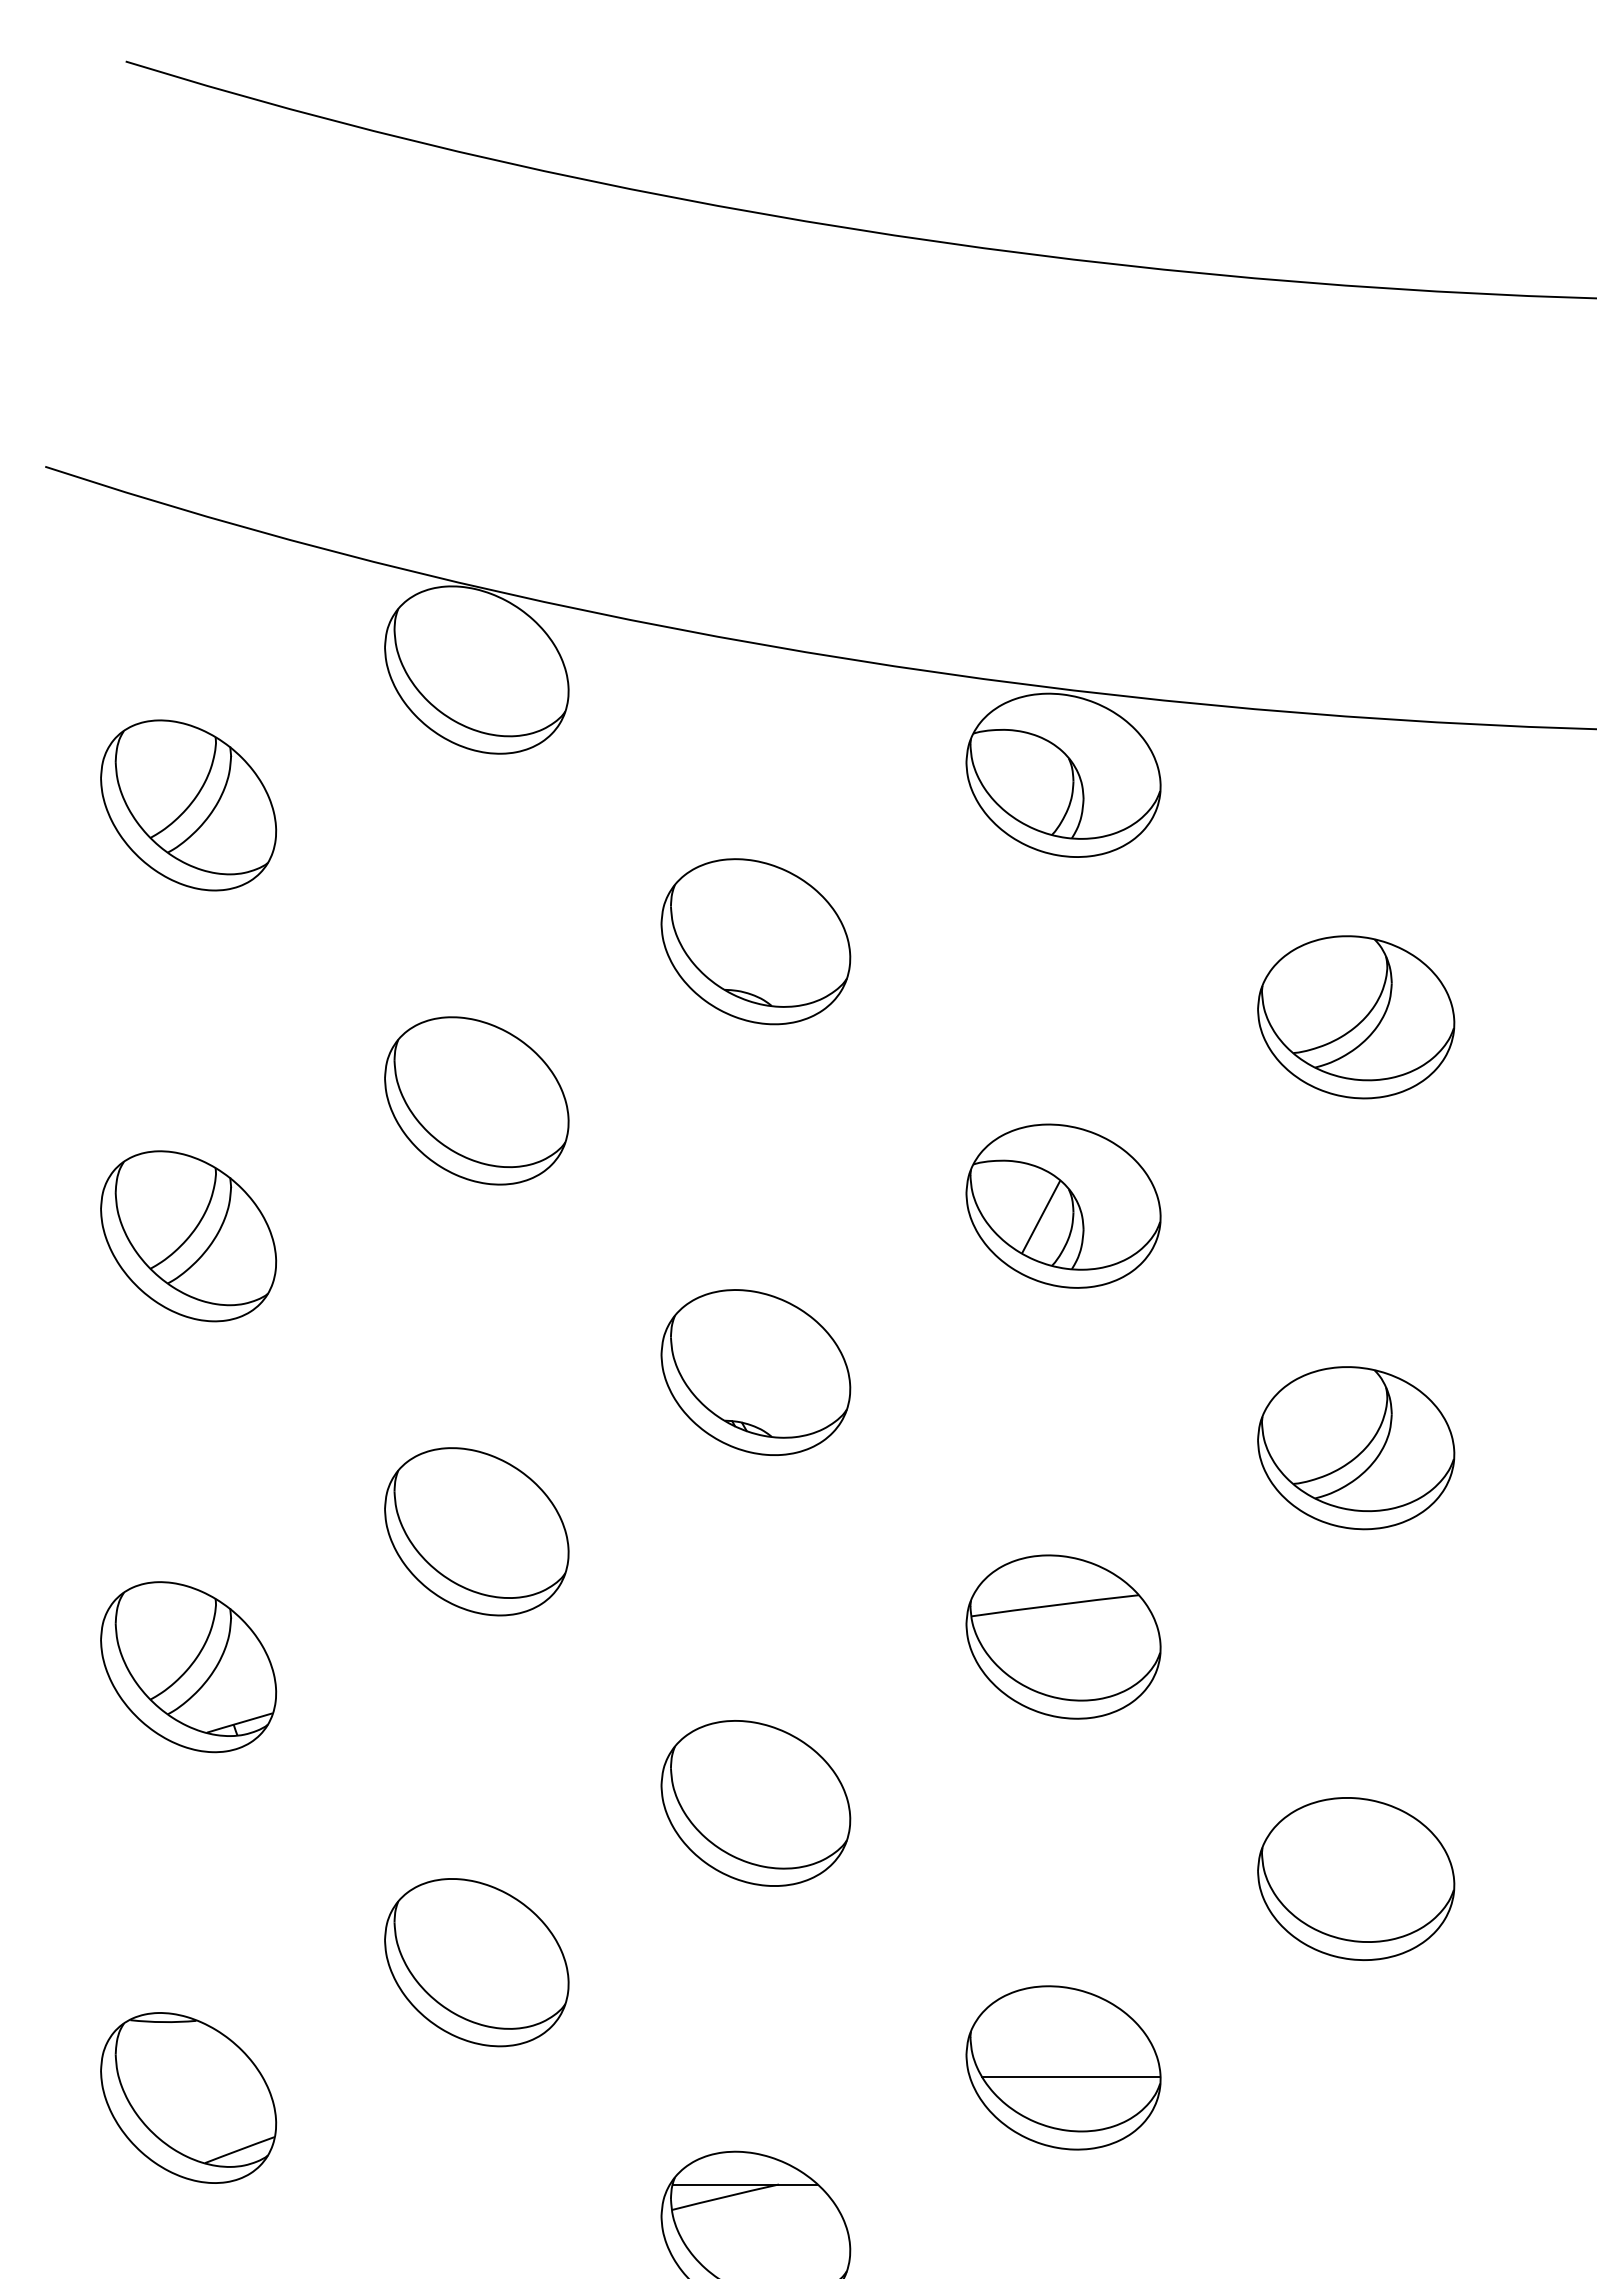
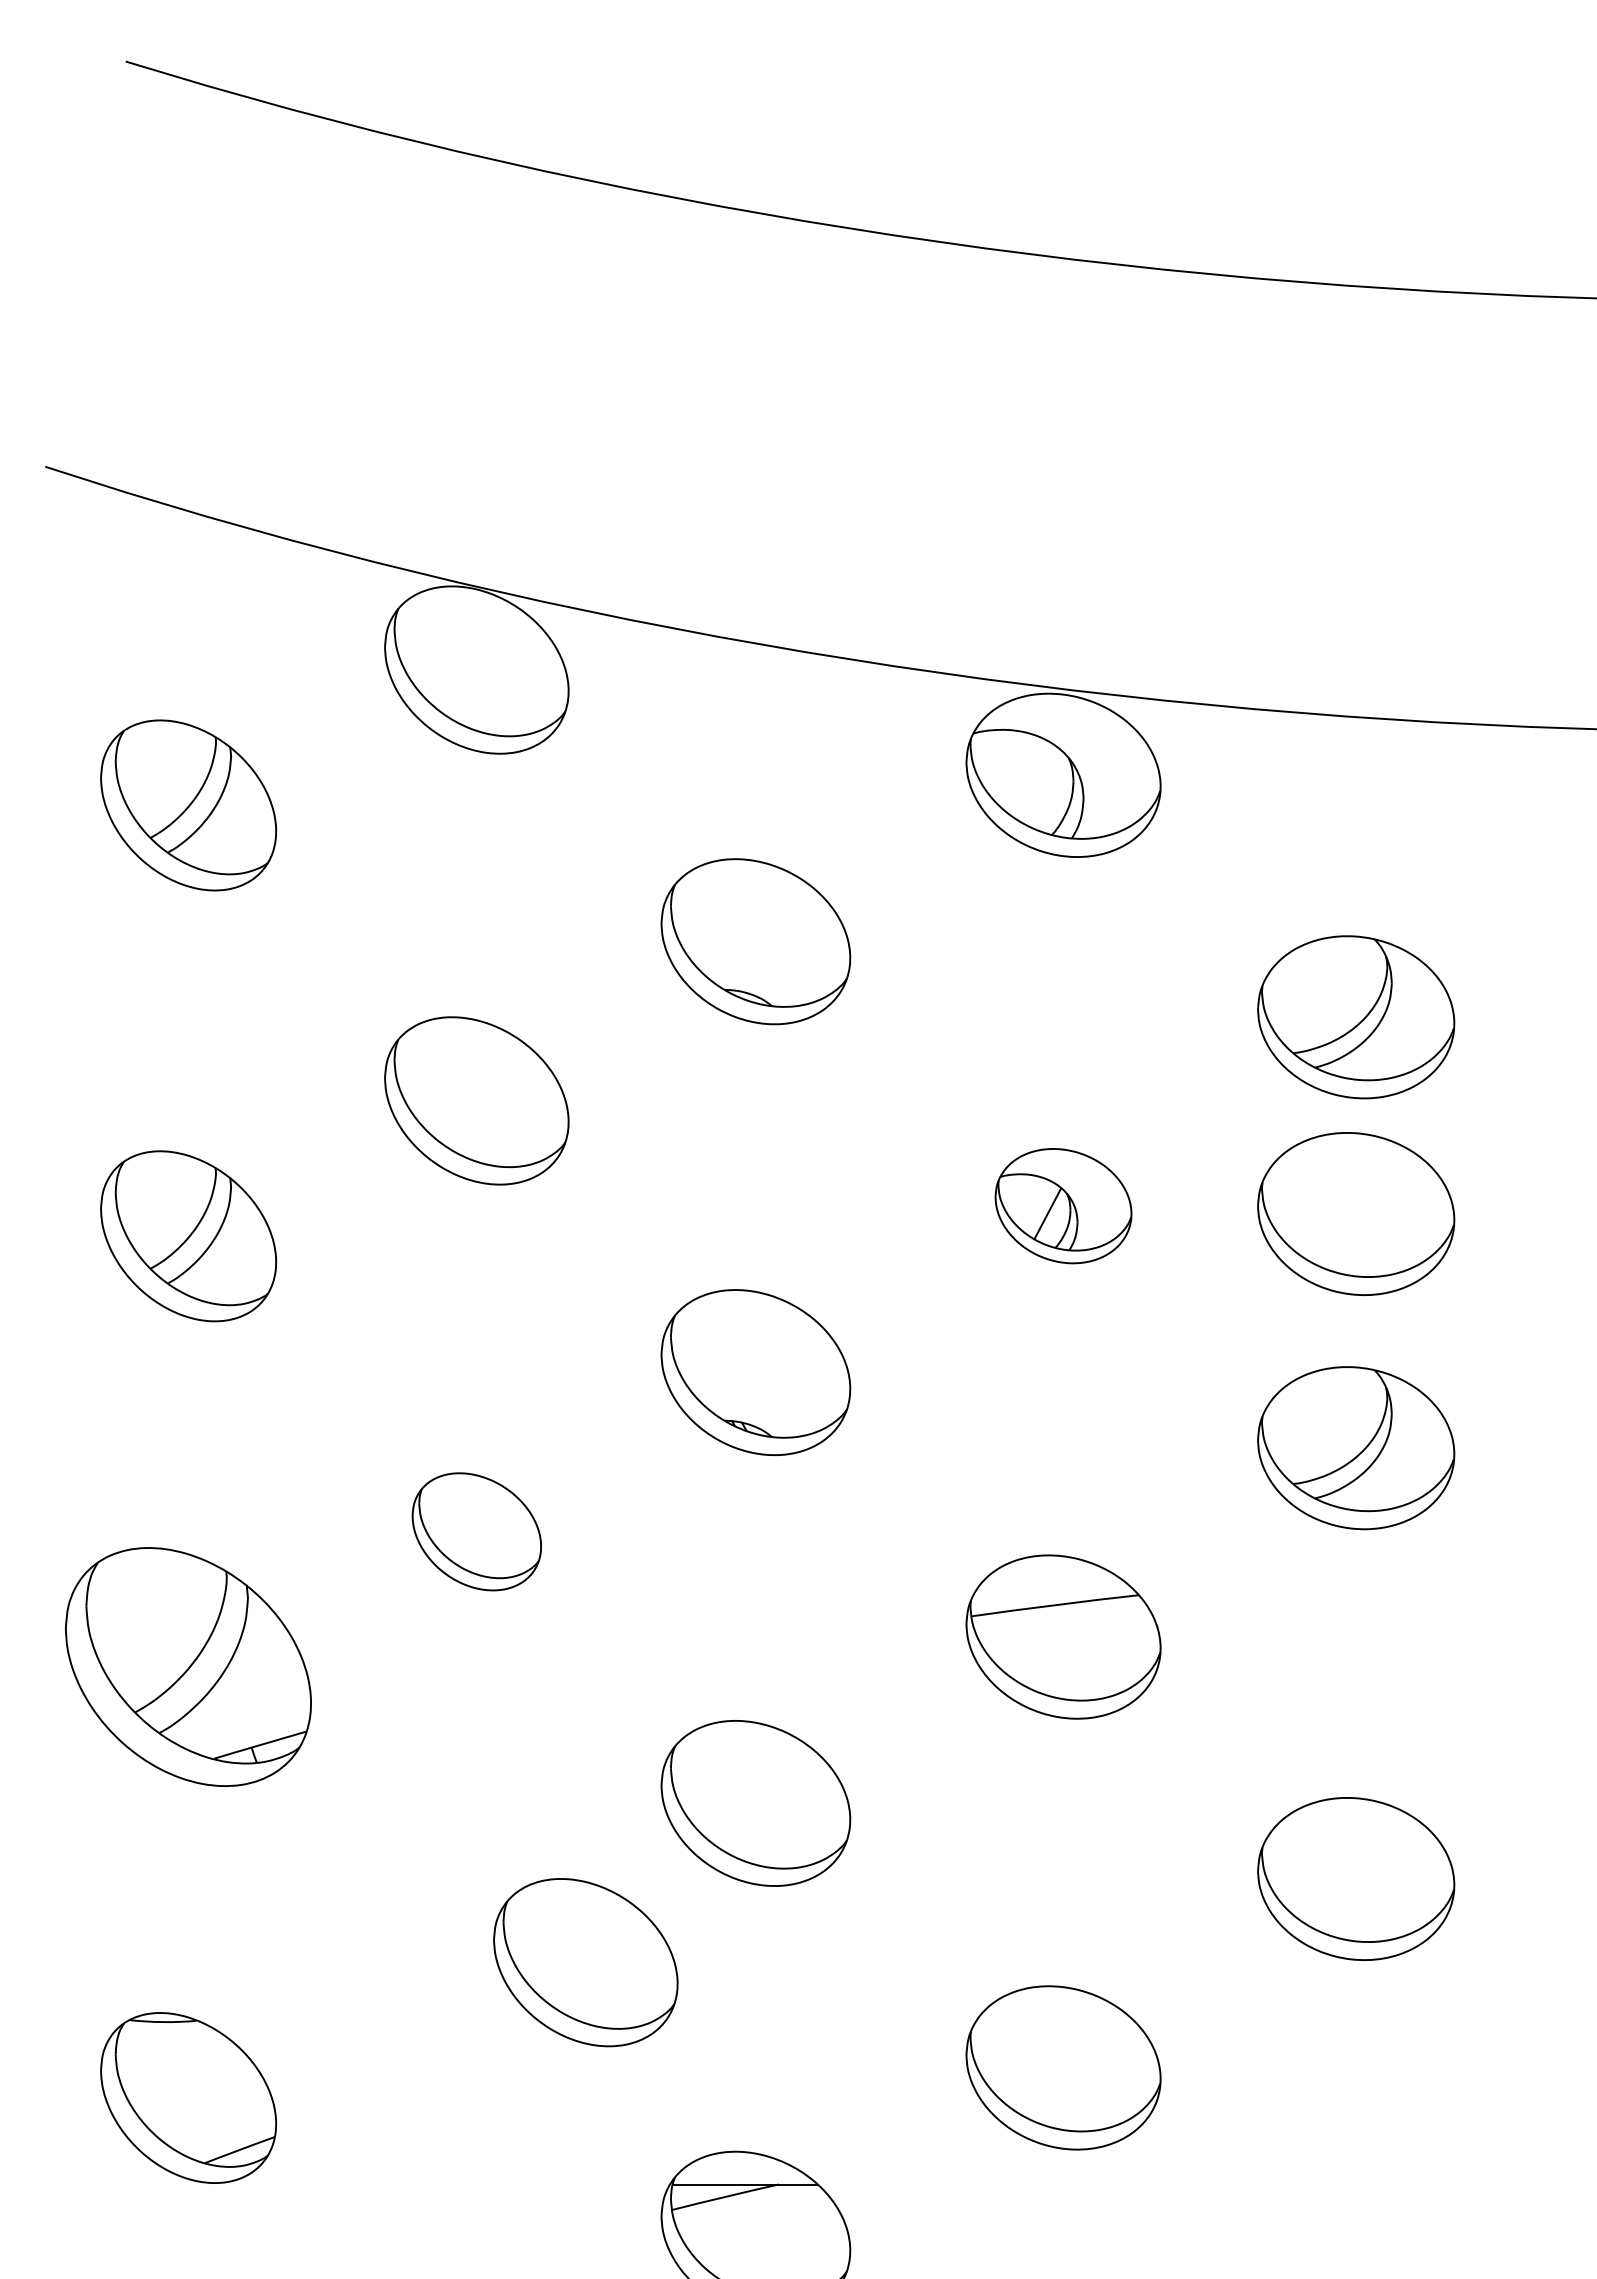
part size: 197x166 px -> 139x117 px (1063, 1206)
part: none -> present (1356, 1213)
part size: 186x170 px -> 131x120 px (476, 1531)
part size: 178x173 px -> 247x240 px (188, 1666)
part position: (476, 1962) -> (585, 1962) (585, 1962)
line: present -> none (1071, 2076)
